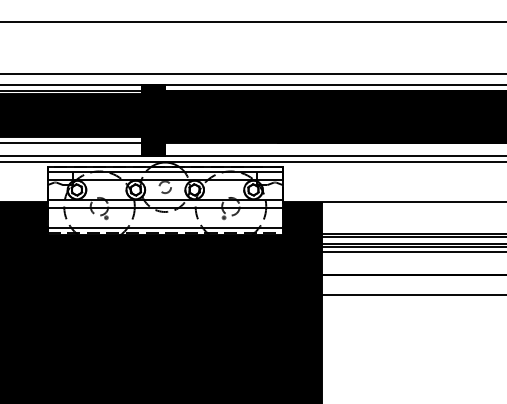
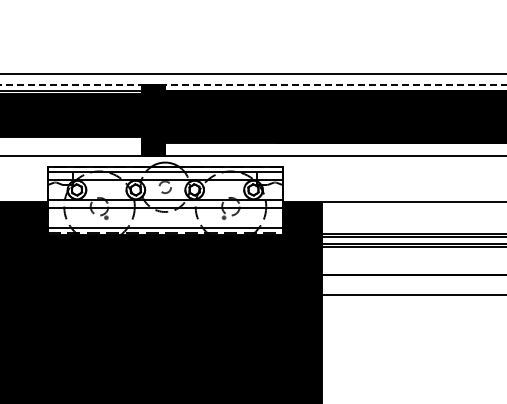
line: present -> none (252, 21)
line: solid -> dashed (253, 85)
line: present -> none (71, 143)
line: present -> none (252, 162)
line: present -> none (412, 251)
